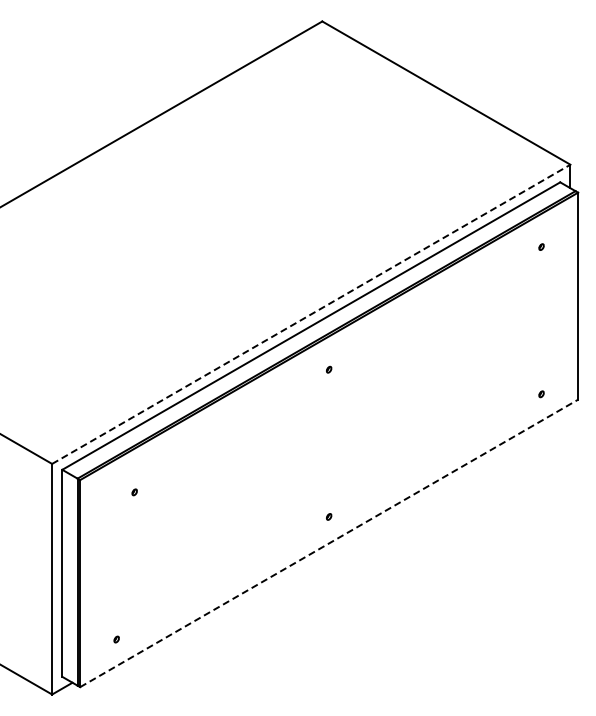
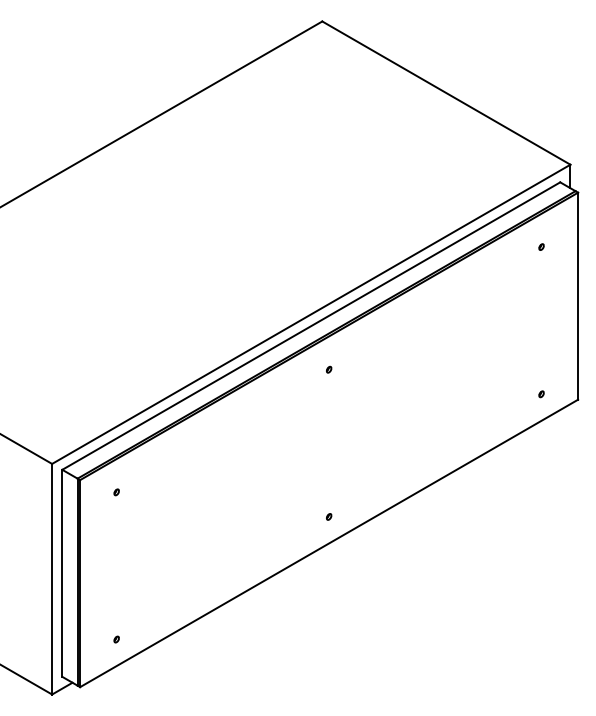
line: dashed -> solid (311, 314)
part position: (134, 492) -> (116, 492) (116, 492)
line: dashed -> solid (329, 543)
